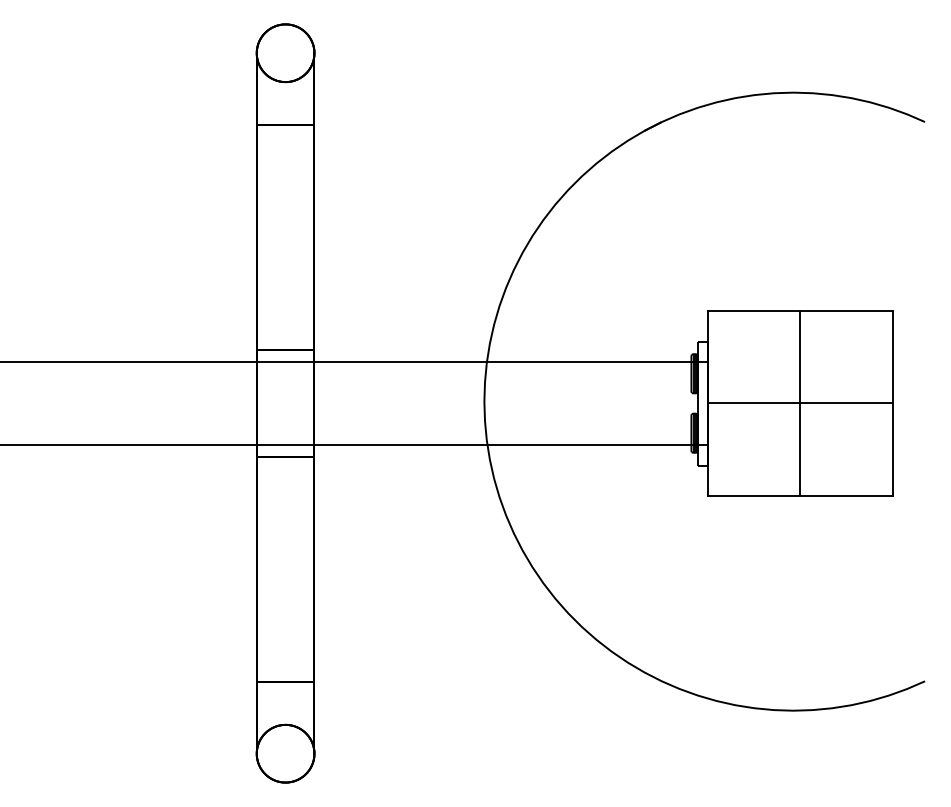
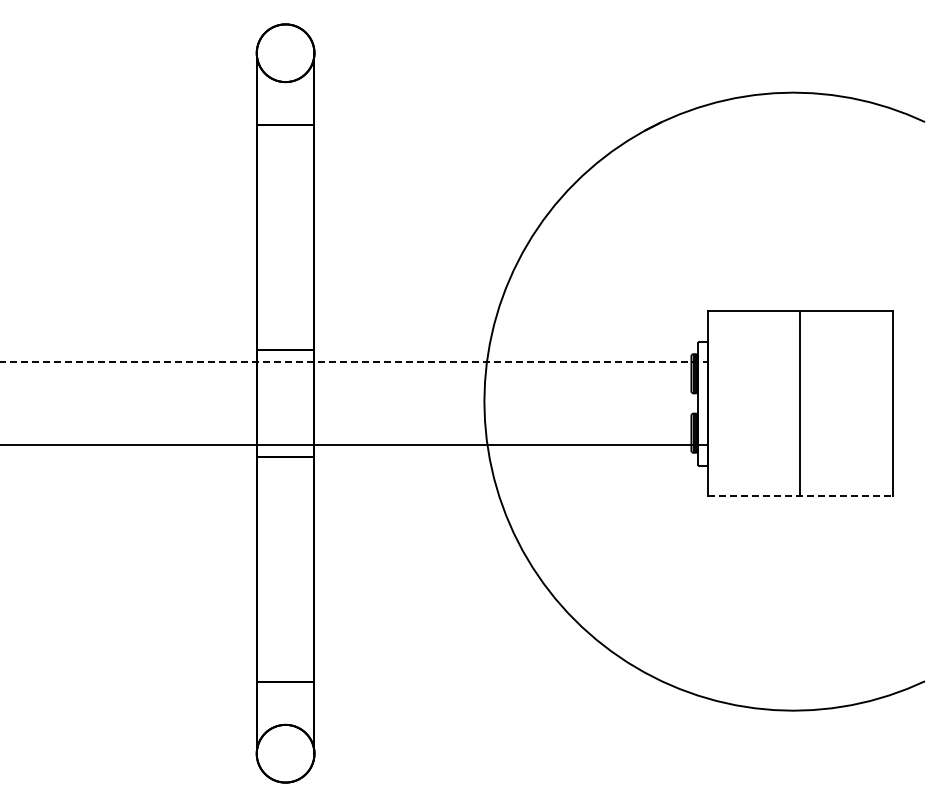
line: solid -> dashed (354, 362)
line: present -> none (800, 403)
line: solid -> dashed (800, 496)
